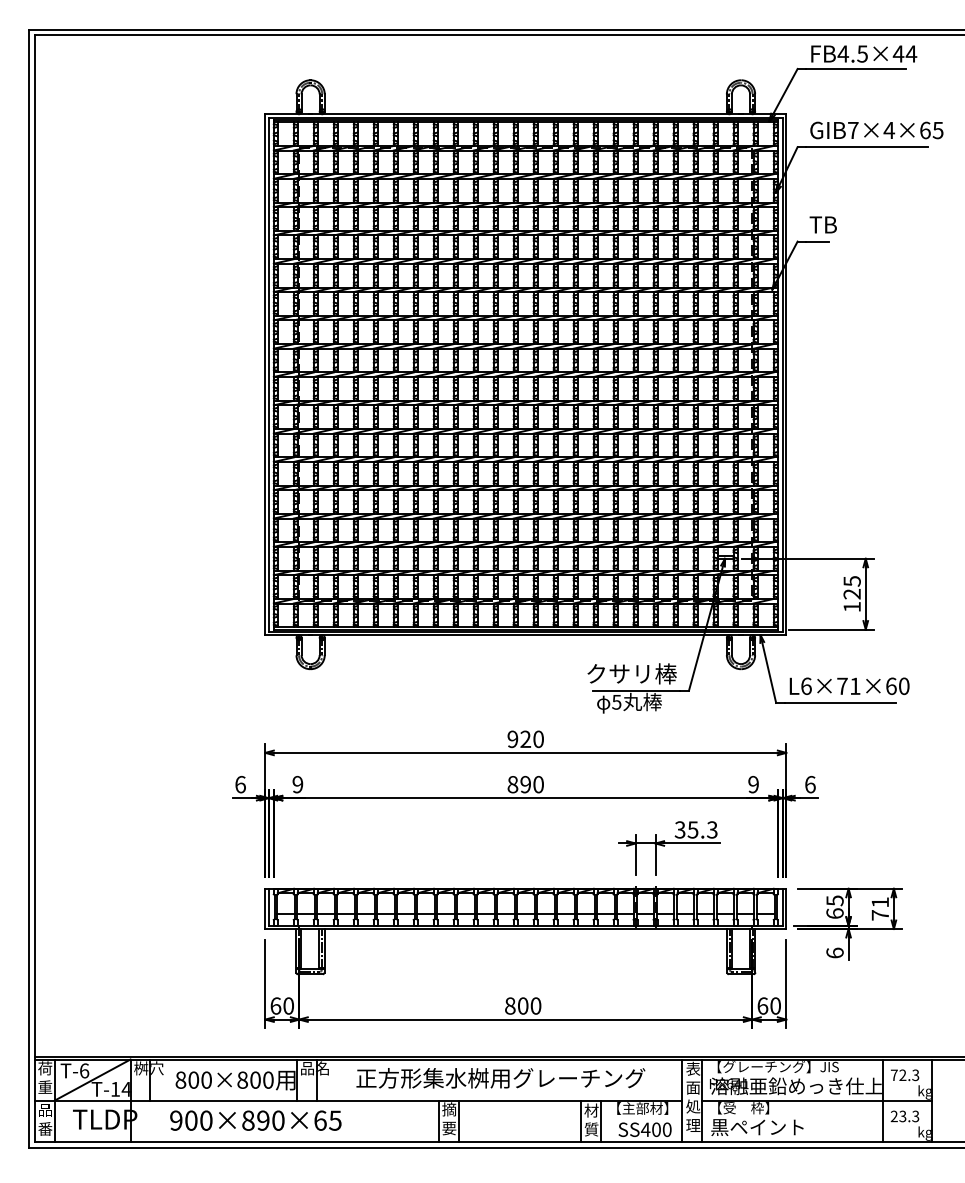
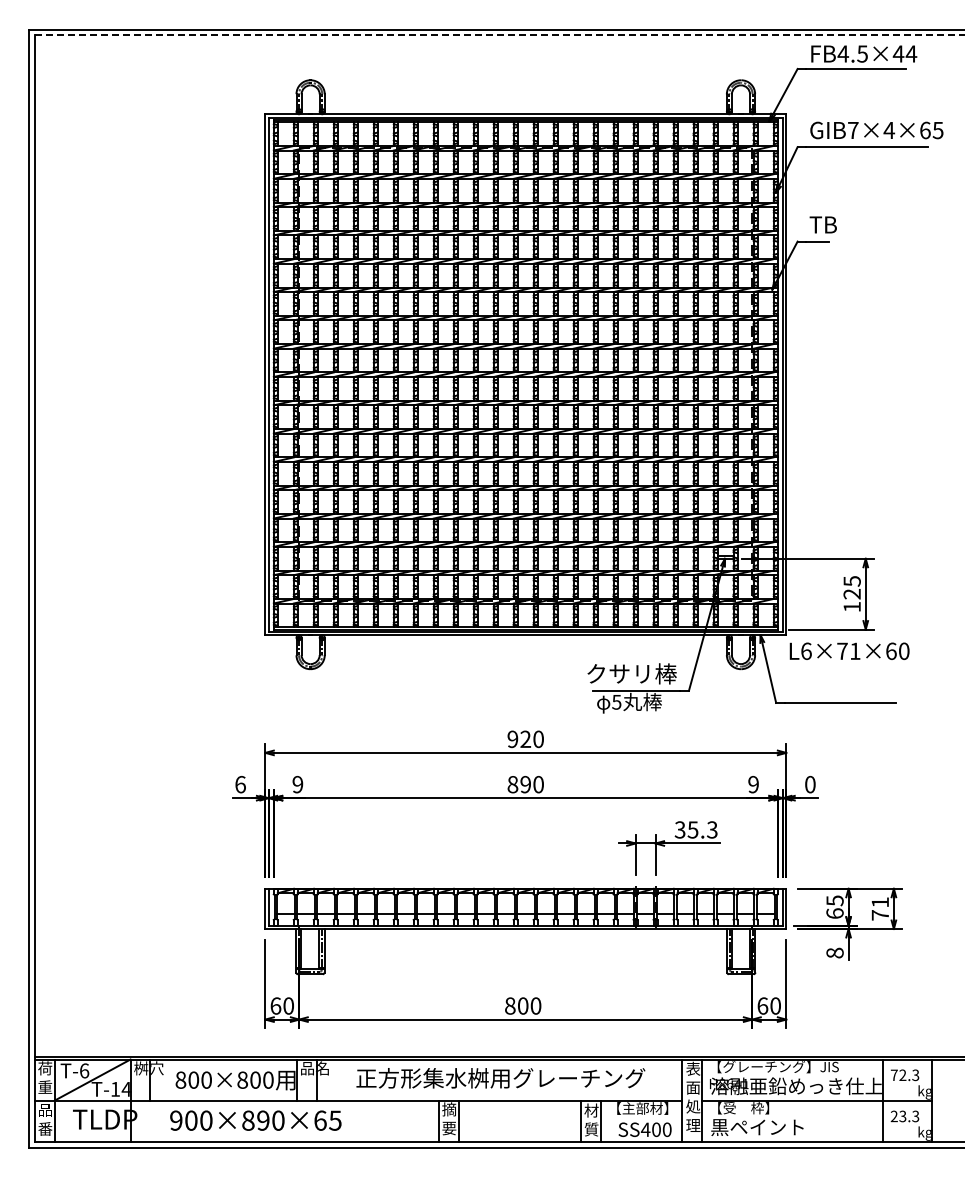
line: solid -> dashed (499, 35)
text position: (849, 685) -> (849, 650) (849, 650)
text: 6 -> 0 (810, 784)
text: 6 -> 8 (834, 952)
